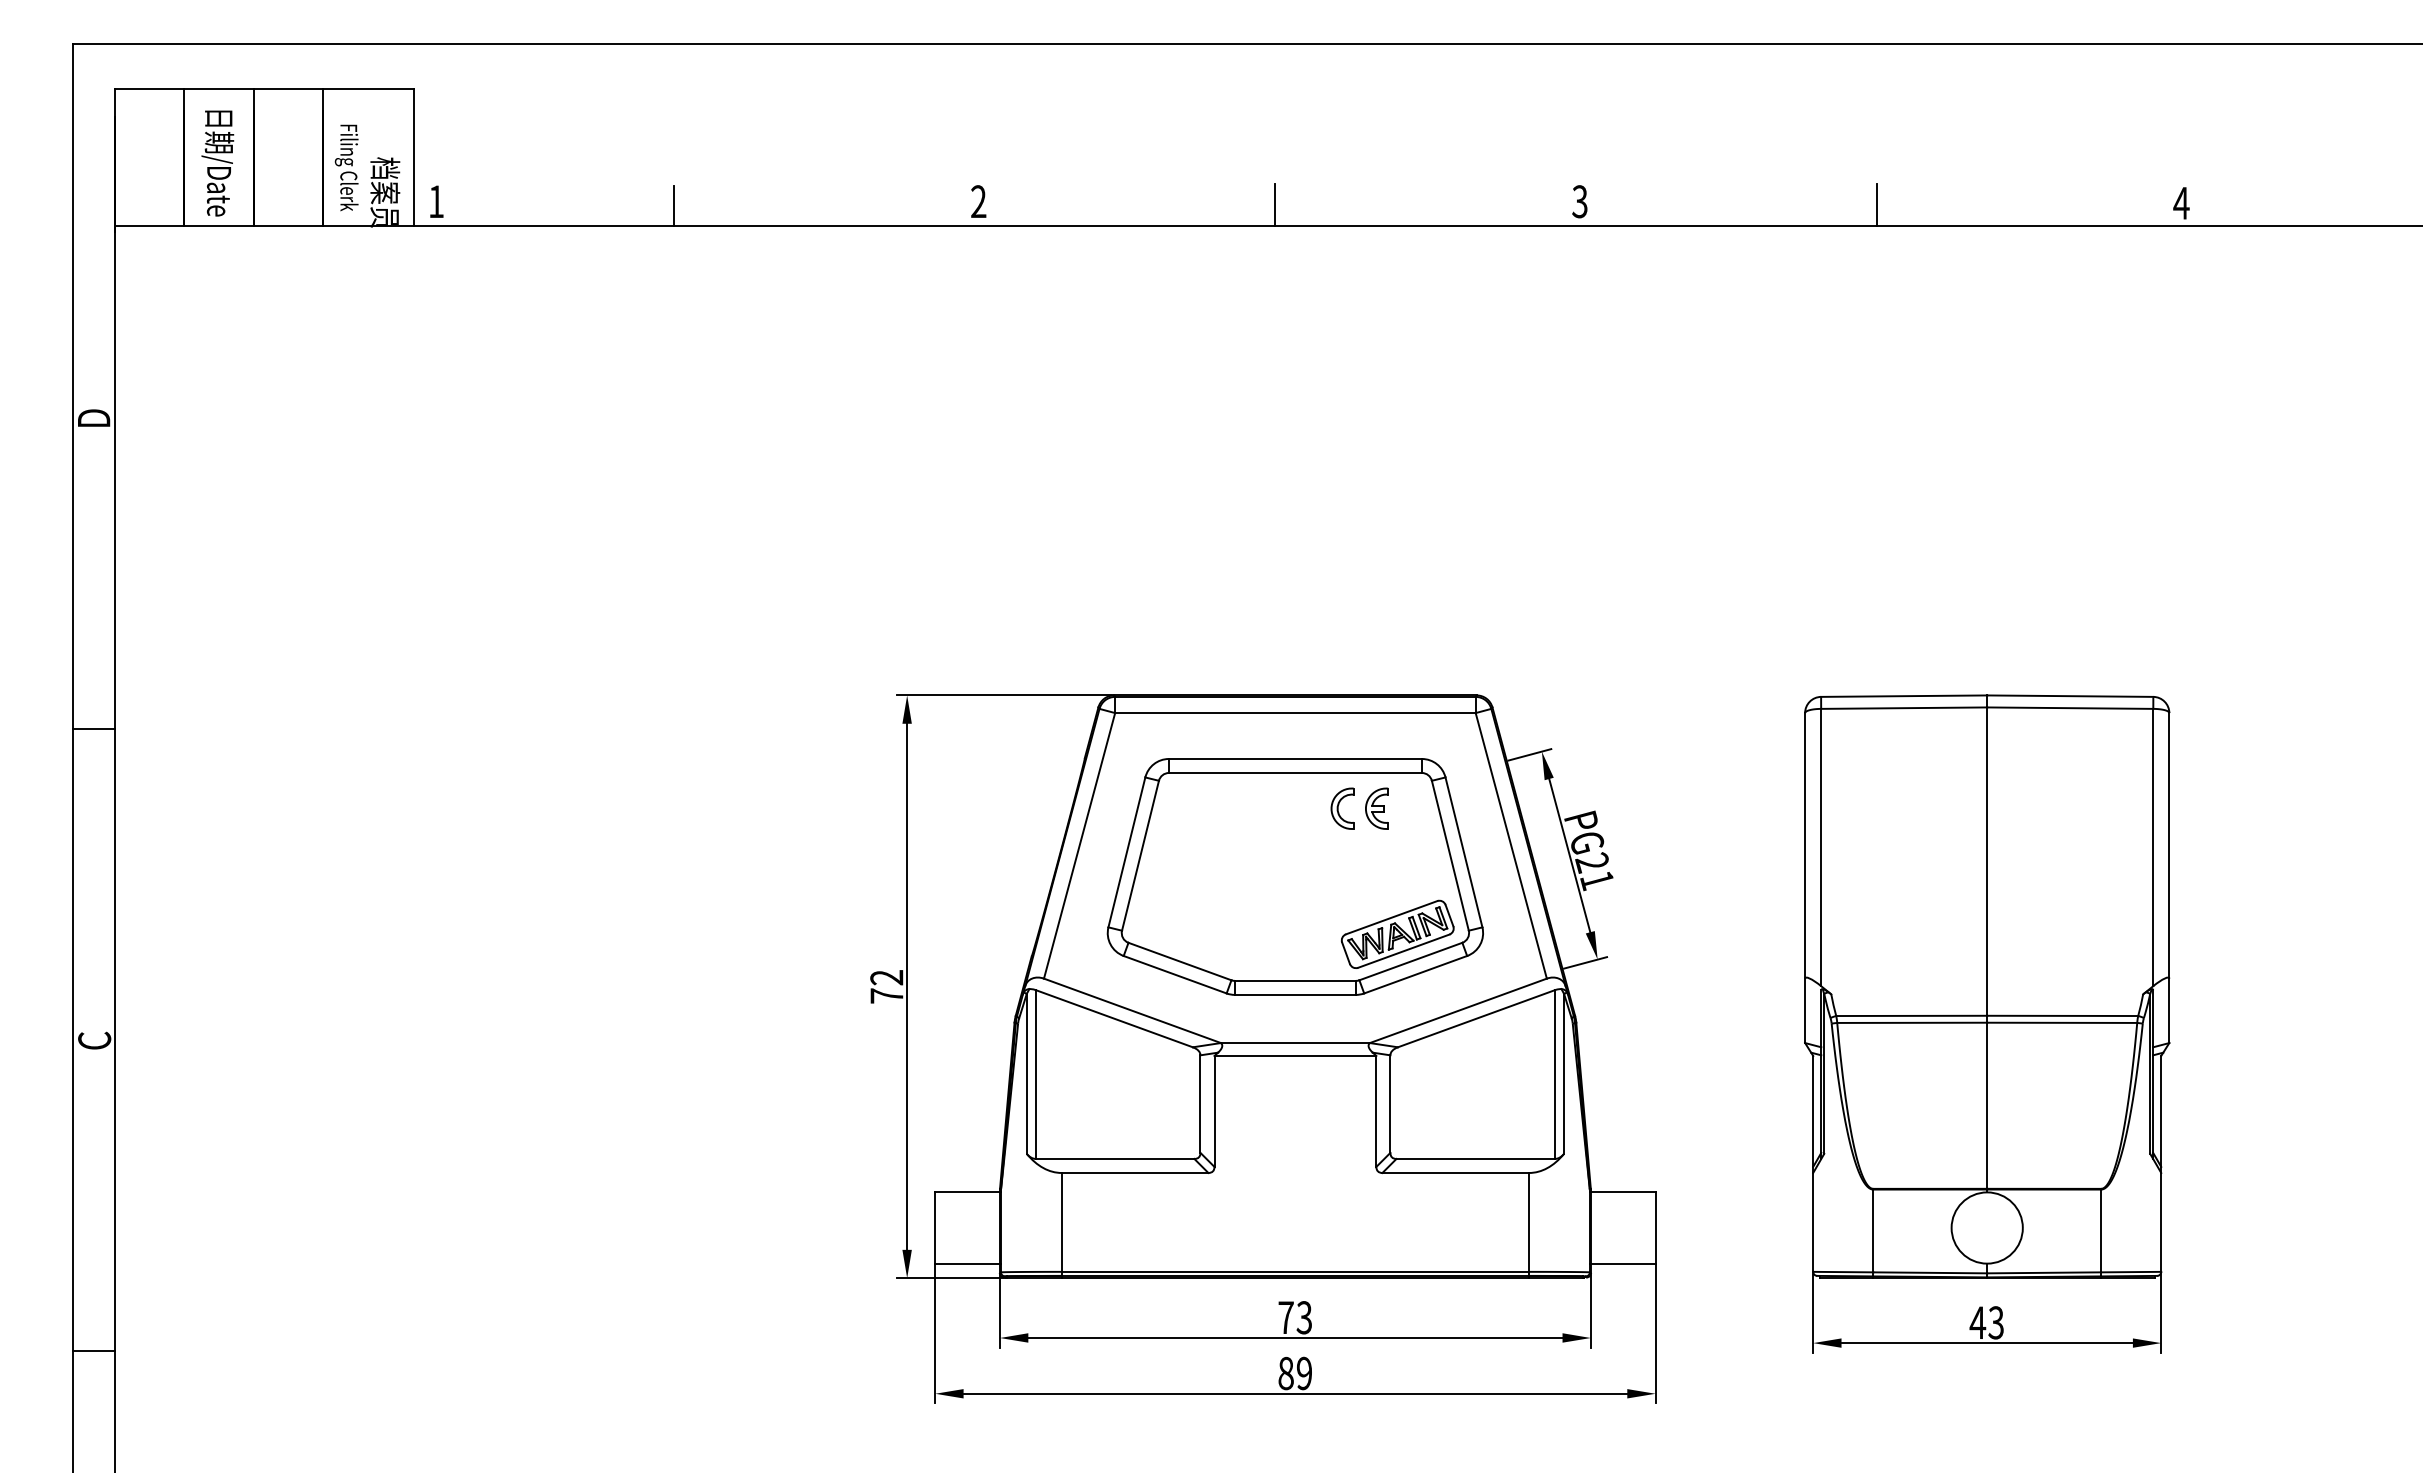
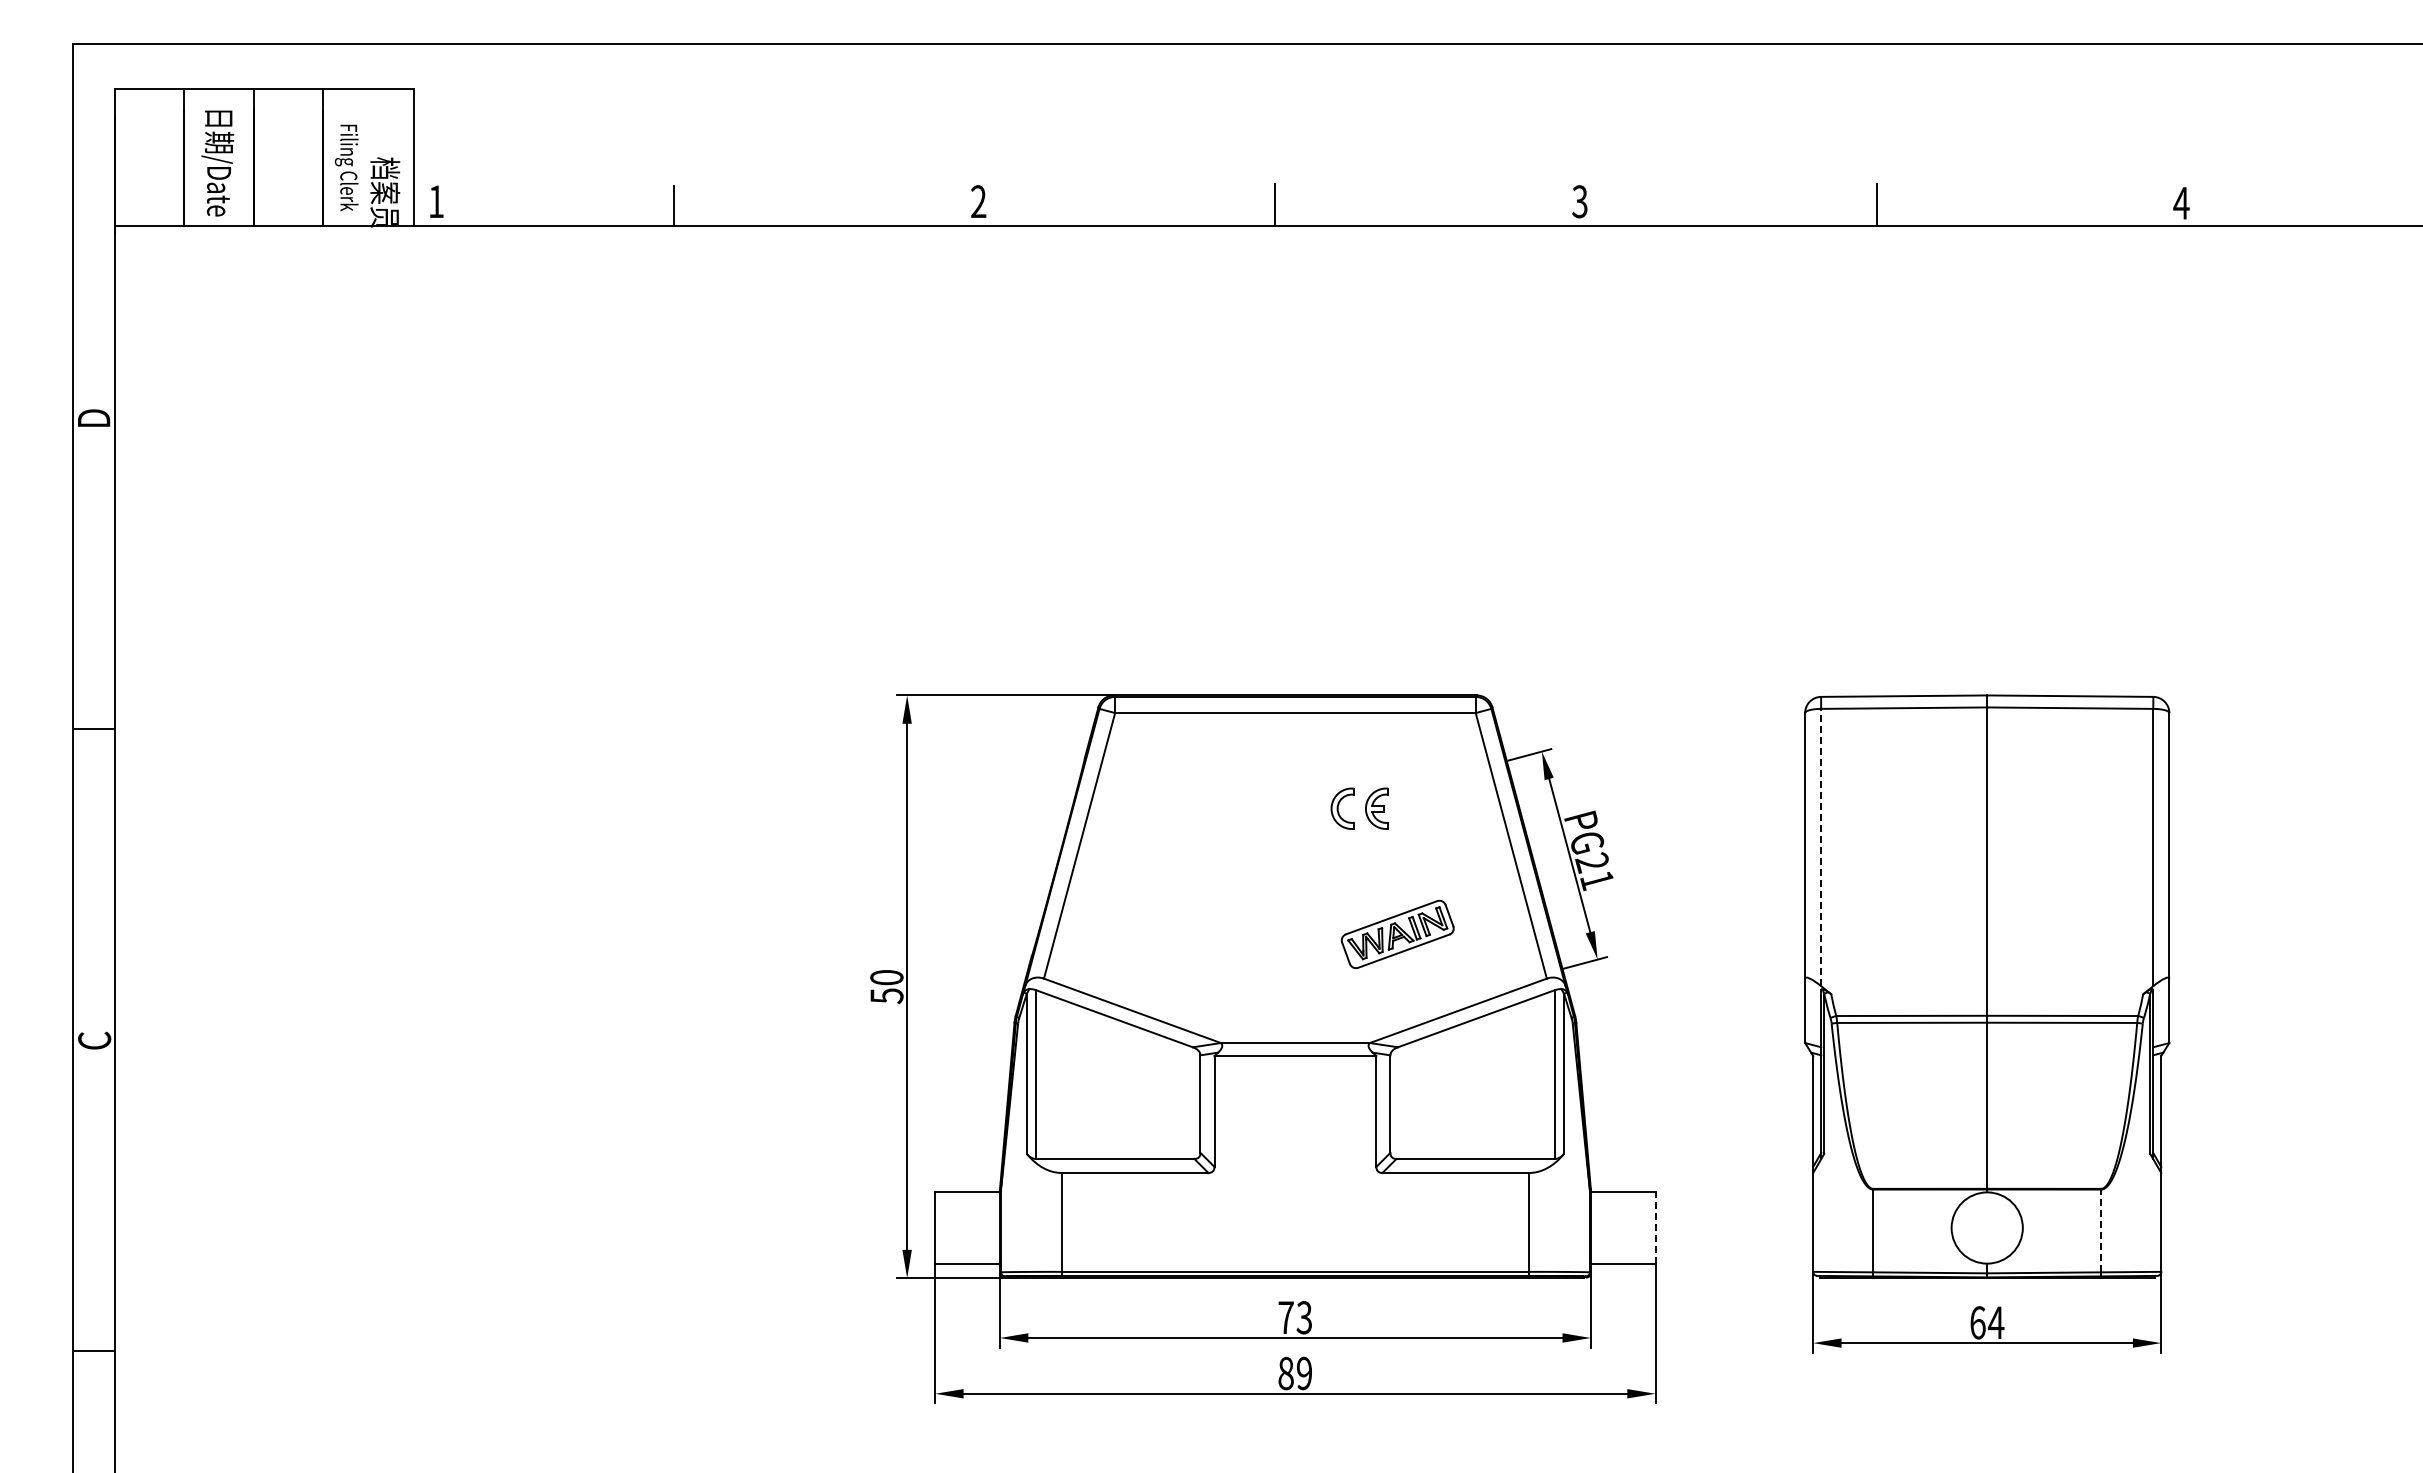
line: solid -> dashed (1821, 847)
part: present -> none (1294, 876)
text: 72 -> 50 (886, 987)
line: solid -> dashed (1655, 1228)
line: solid -> dashed (2101, 1230)
text: 43 -> 64 (1986, 1322)
